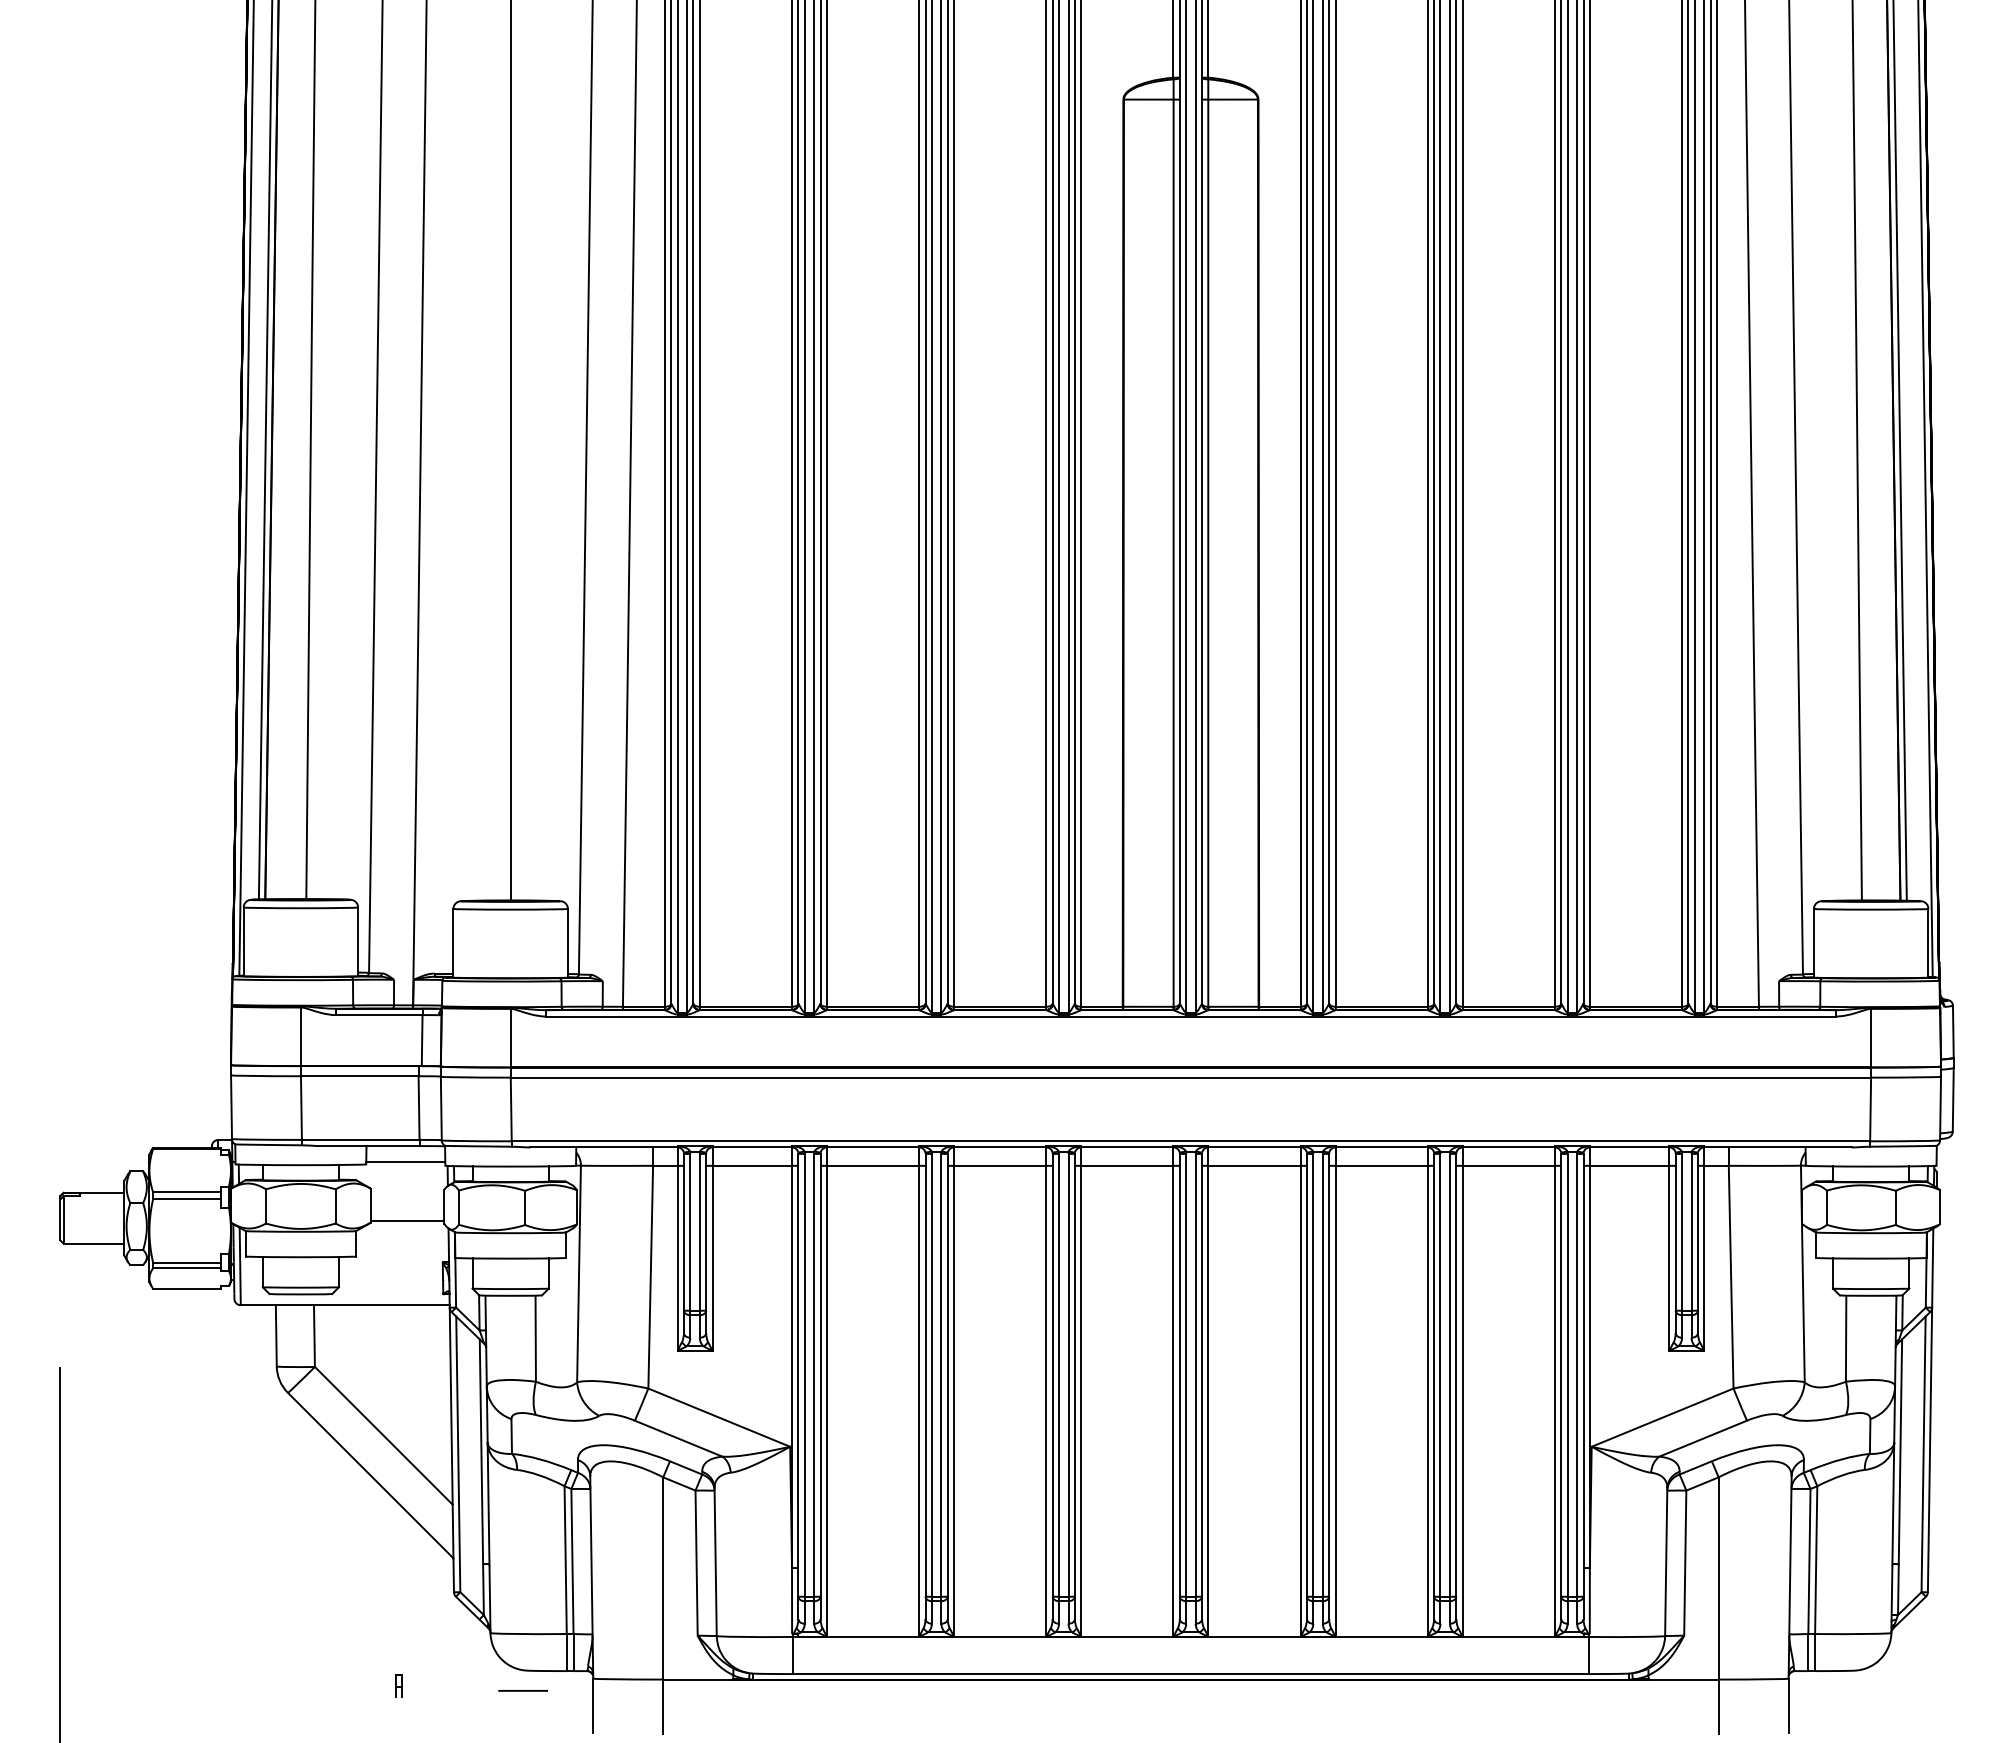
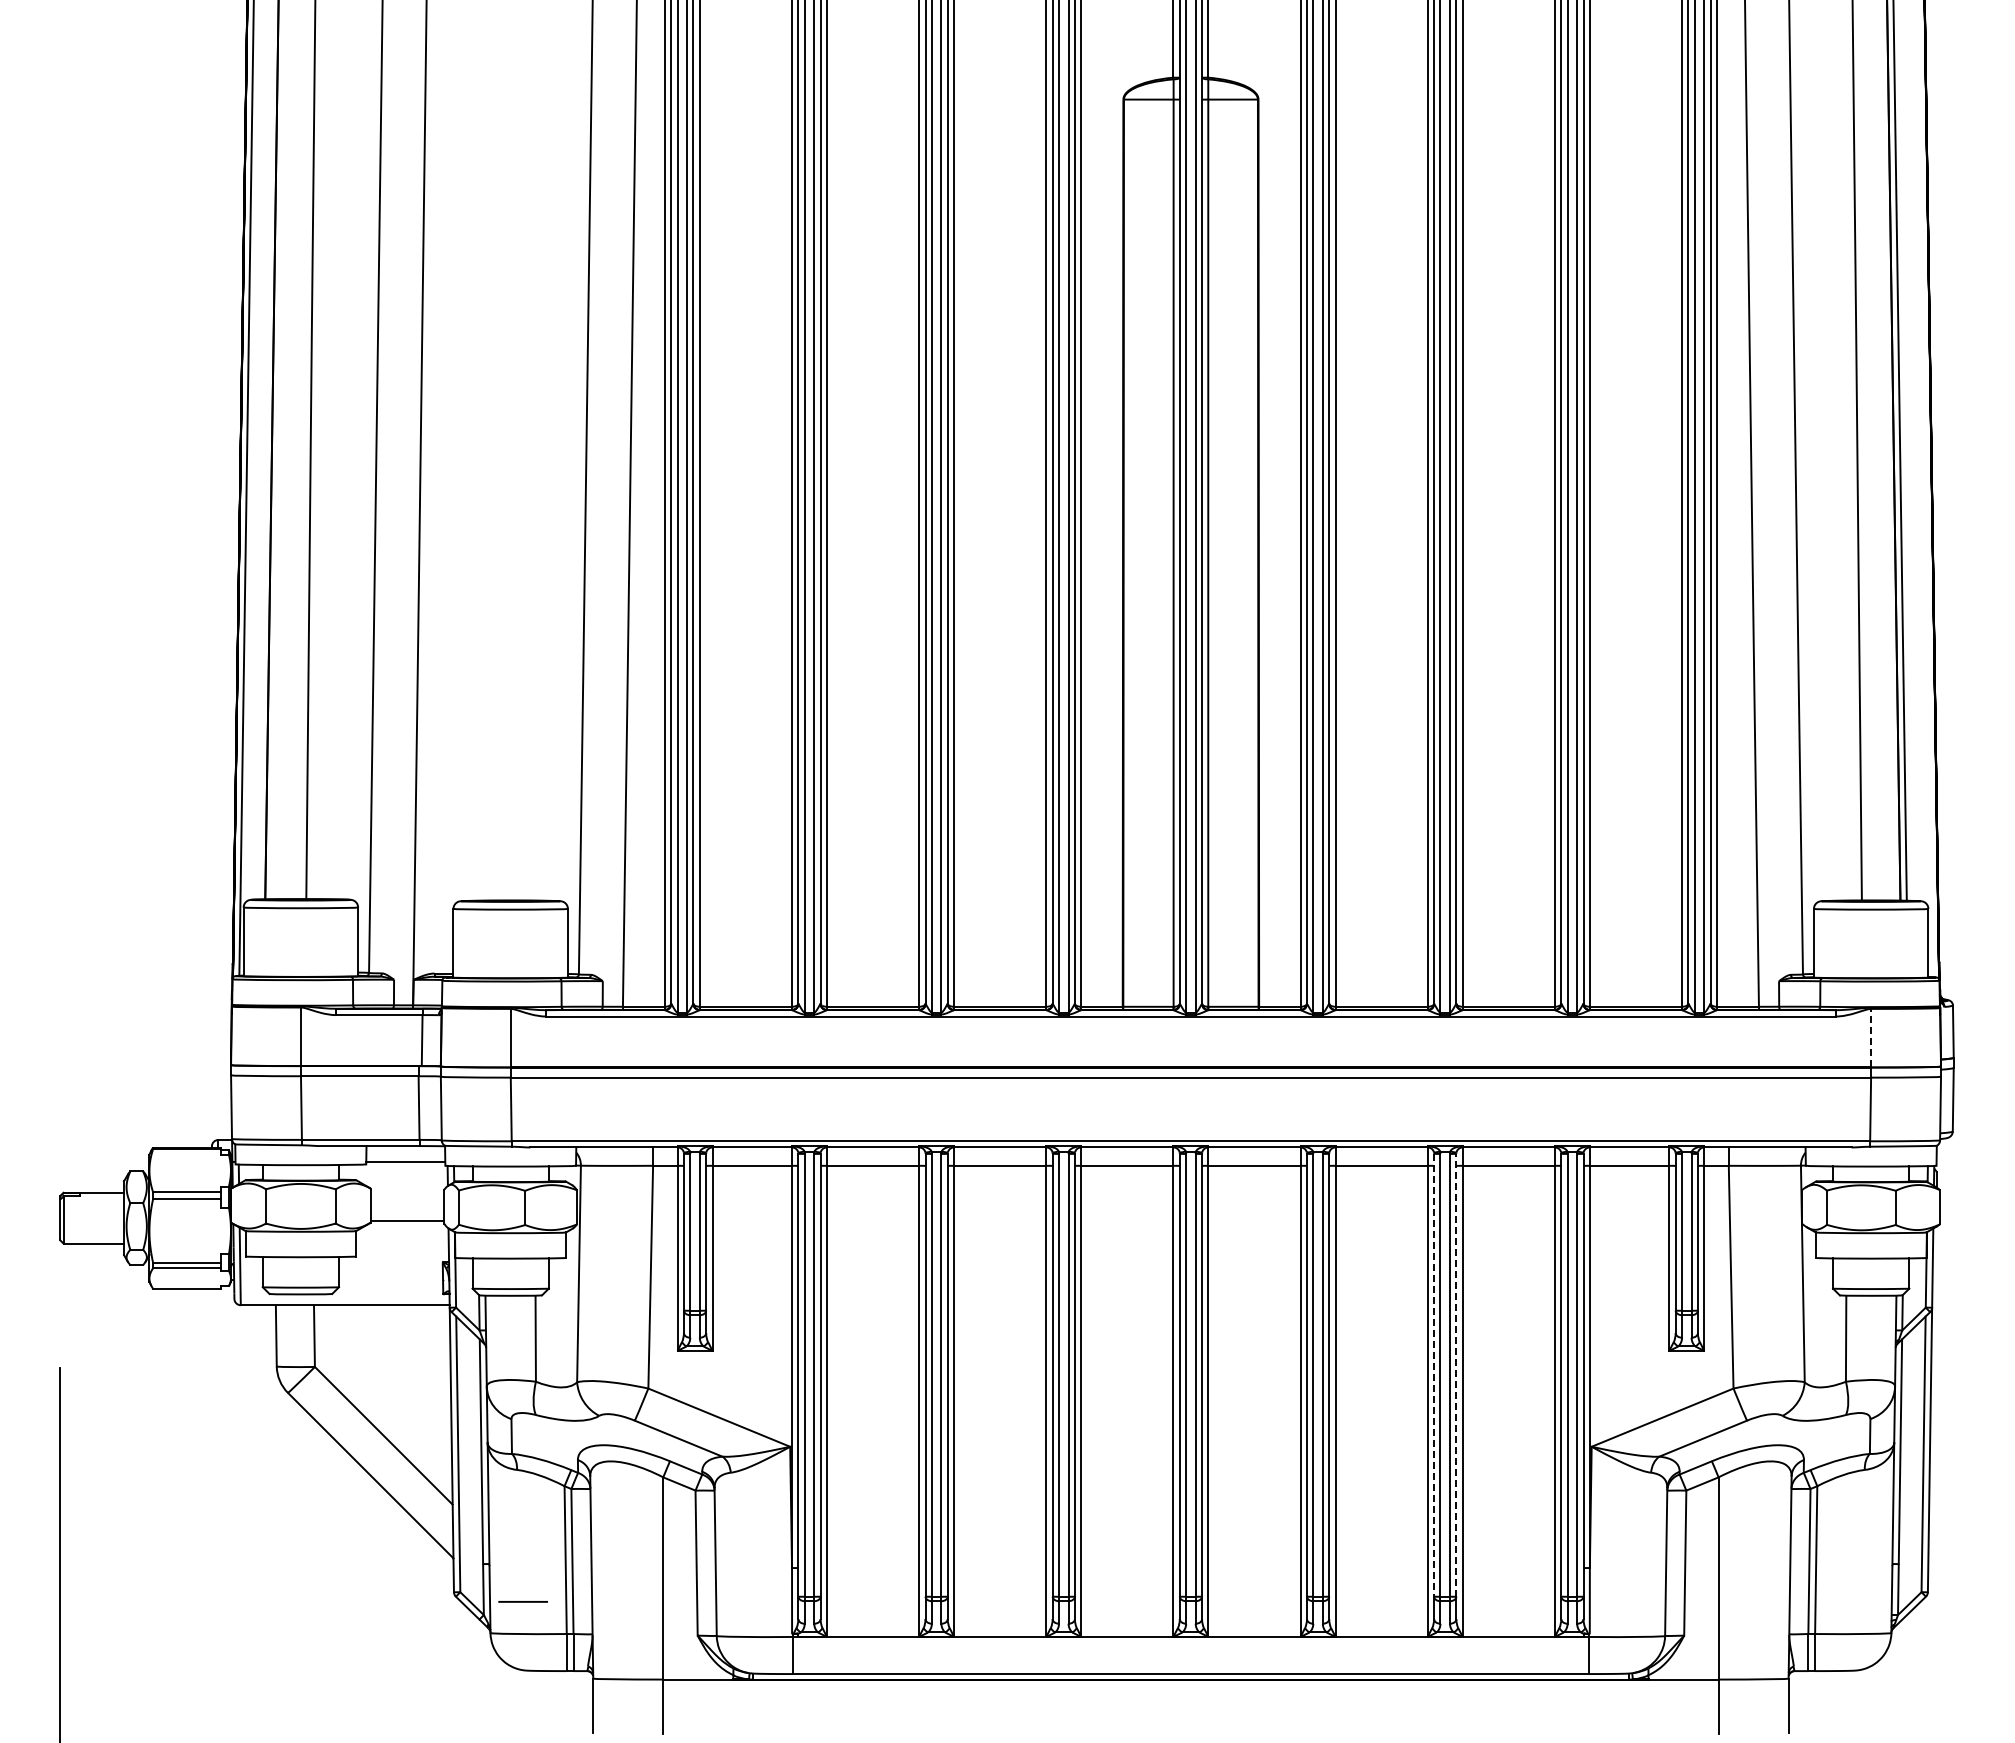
line: present -> none (265, 450)
line: present -> none (510, 451)
line: present -> none (1925, 489)
line: solid -> dashed (1871, 1037)
line: solid -> dashed (1456, 1374)
line: solid -> dashed (1434, 1375)
part: present -> none (398, 1685)
line position: (522, 1690) -> (522, 1601) (522, 1601)
